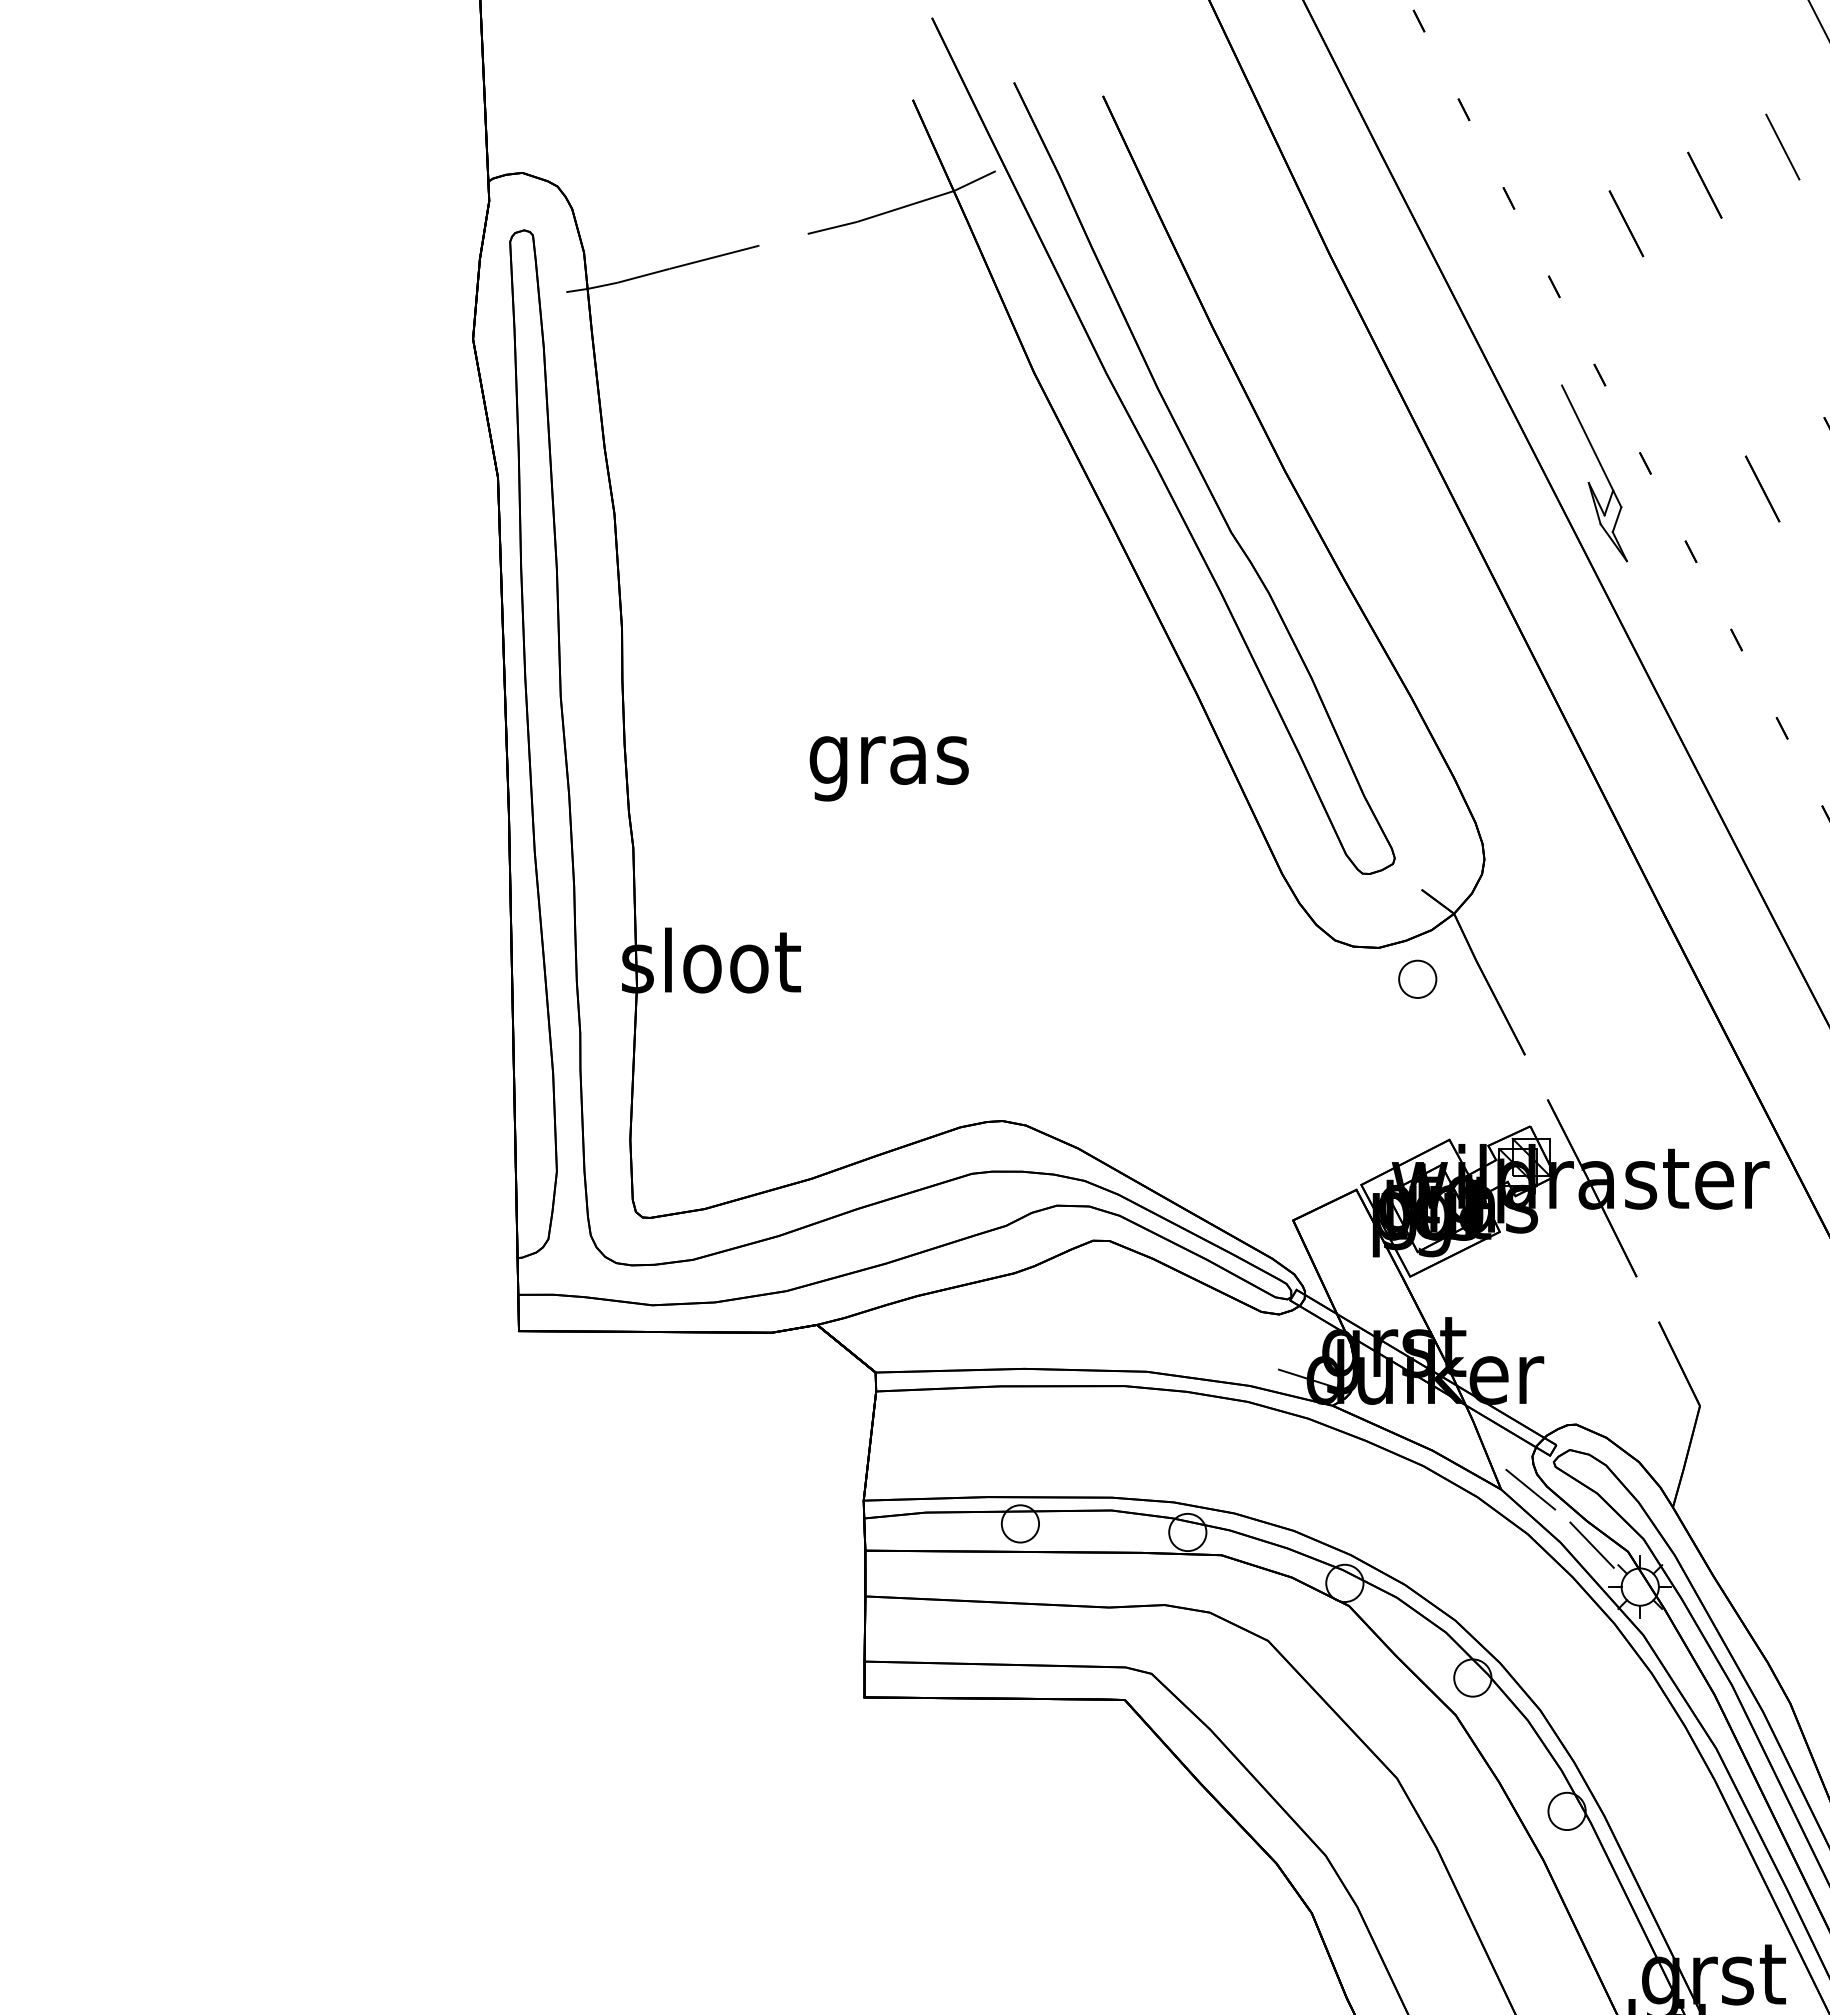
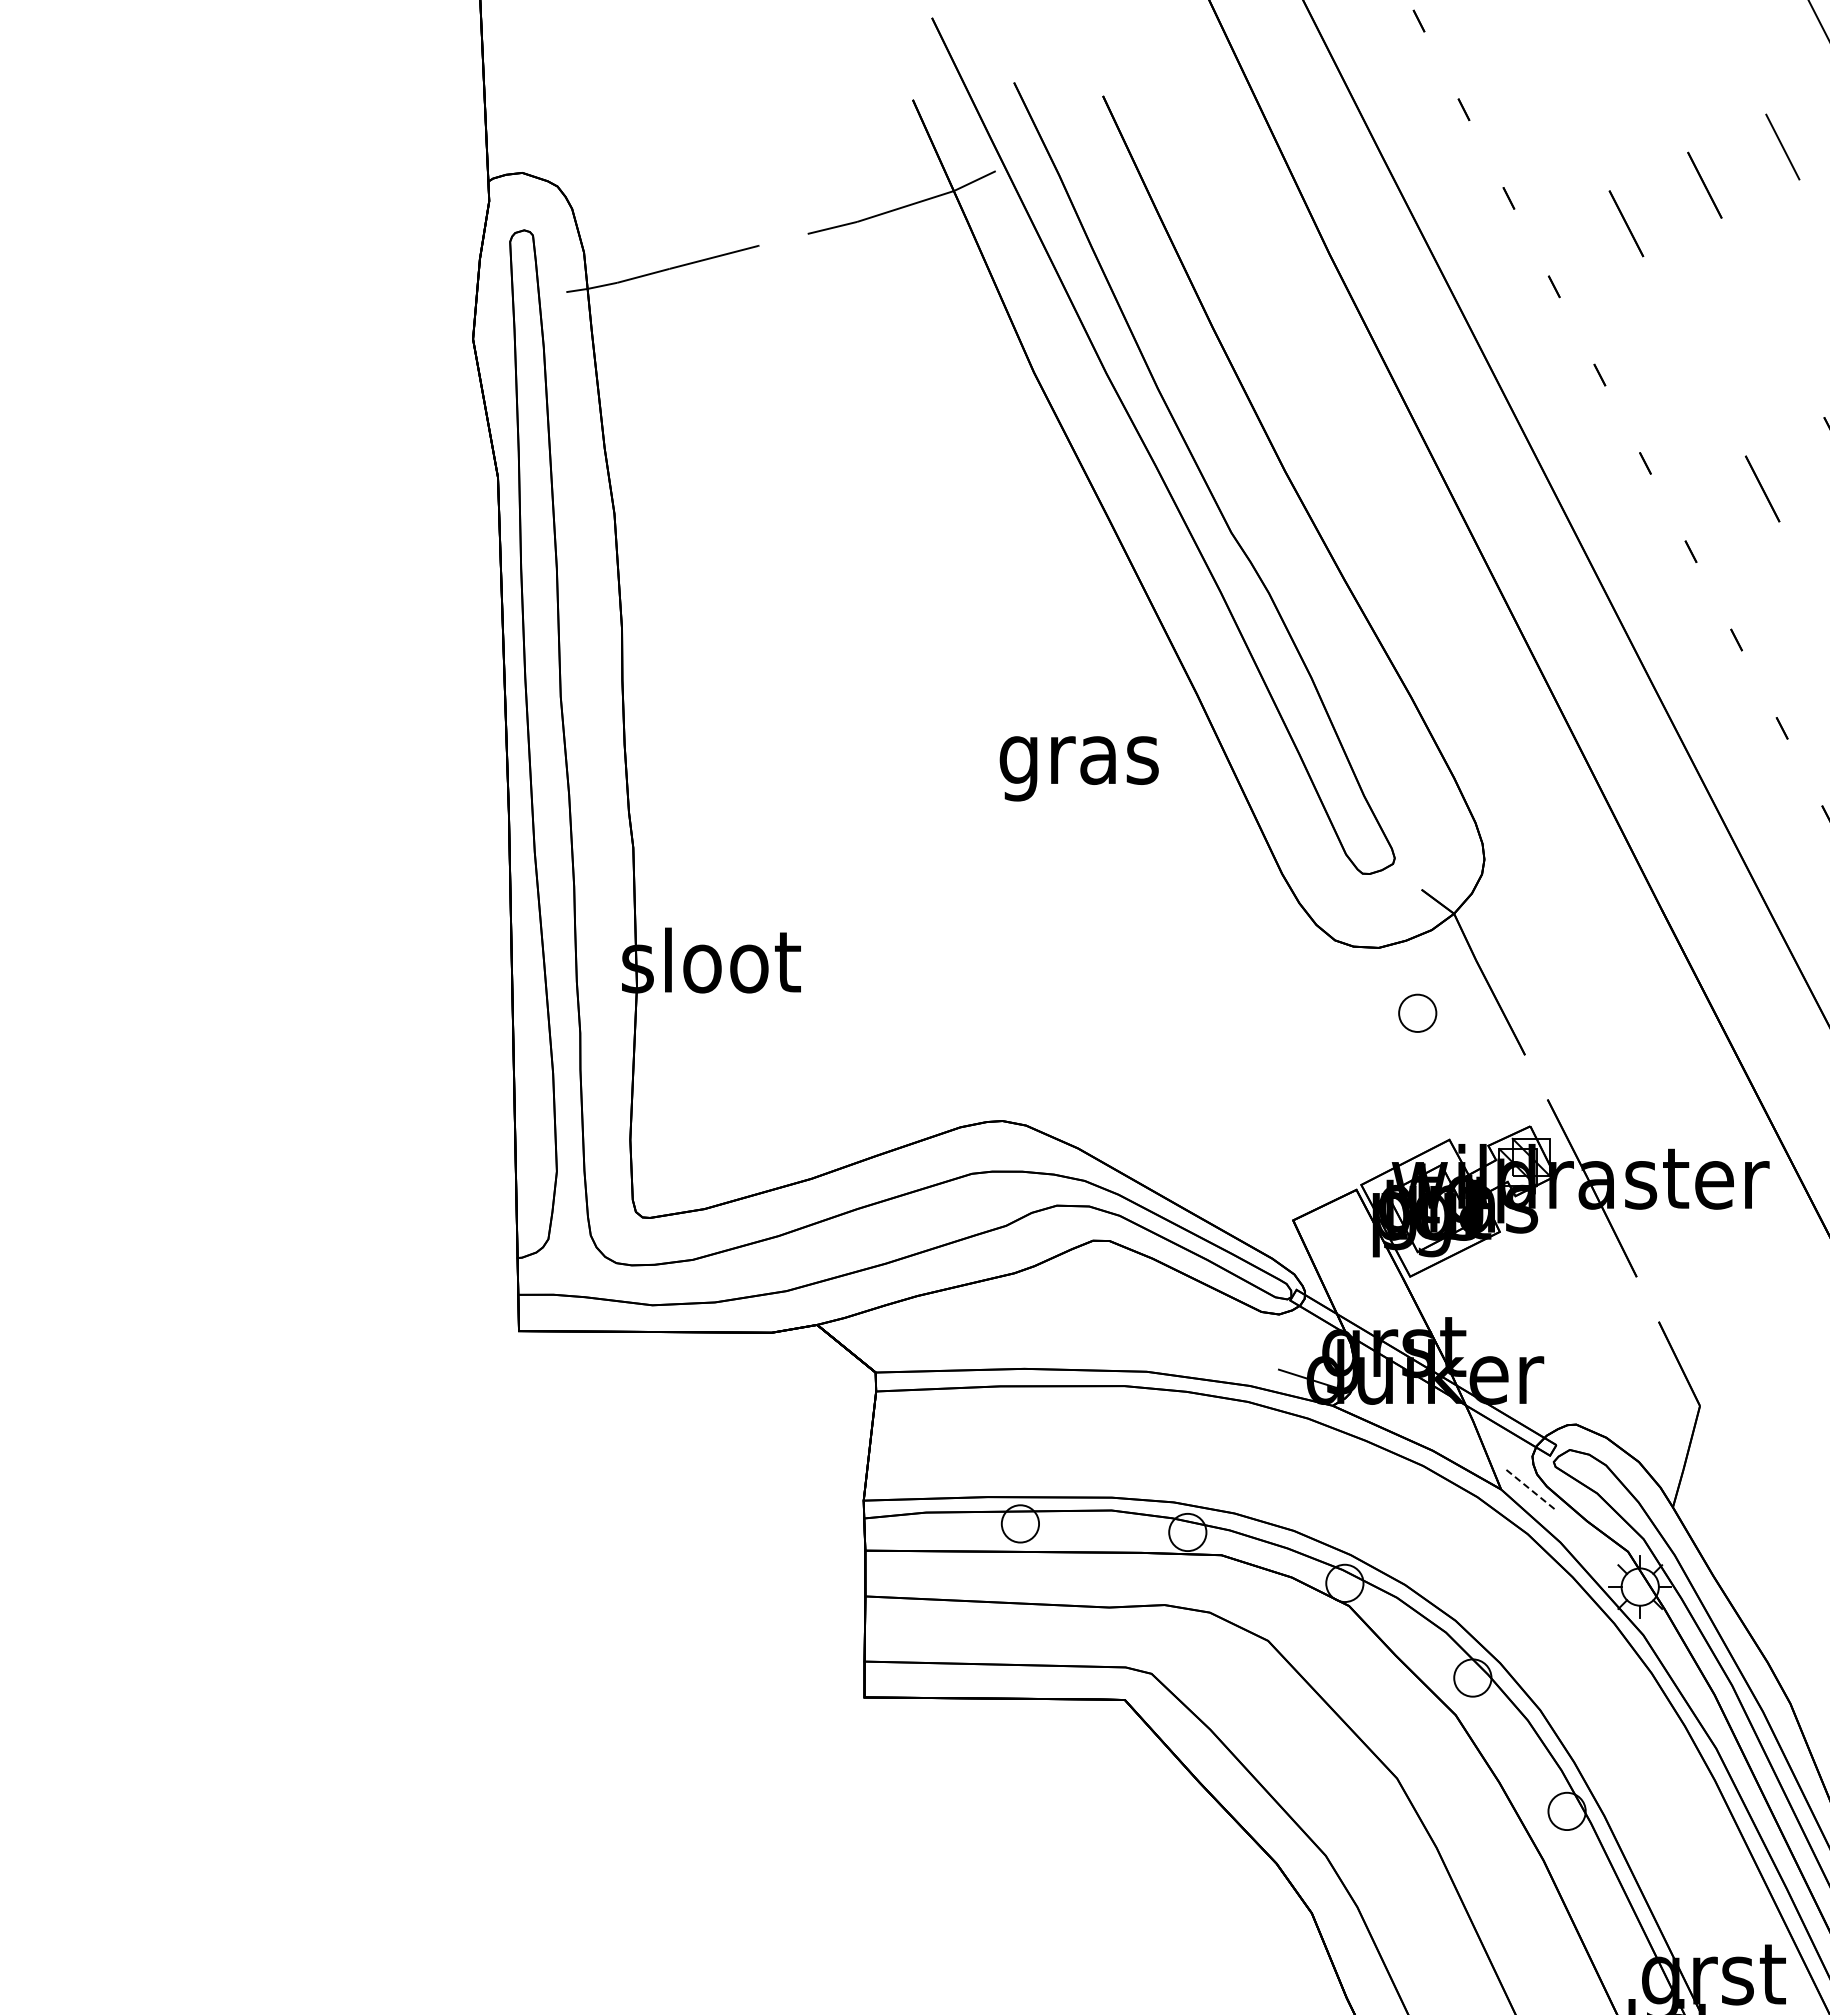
part: present -> none (1602, 471)
text position: (888, 768) -> (1078, 768) (1078, 768)
part position: (1417, 978) -> (1417, 1012) (1417, 1012)
line: solid -> dashed (1531, 1490)
line: present -> none (1591, 1544)
